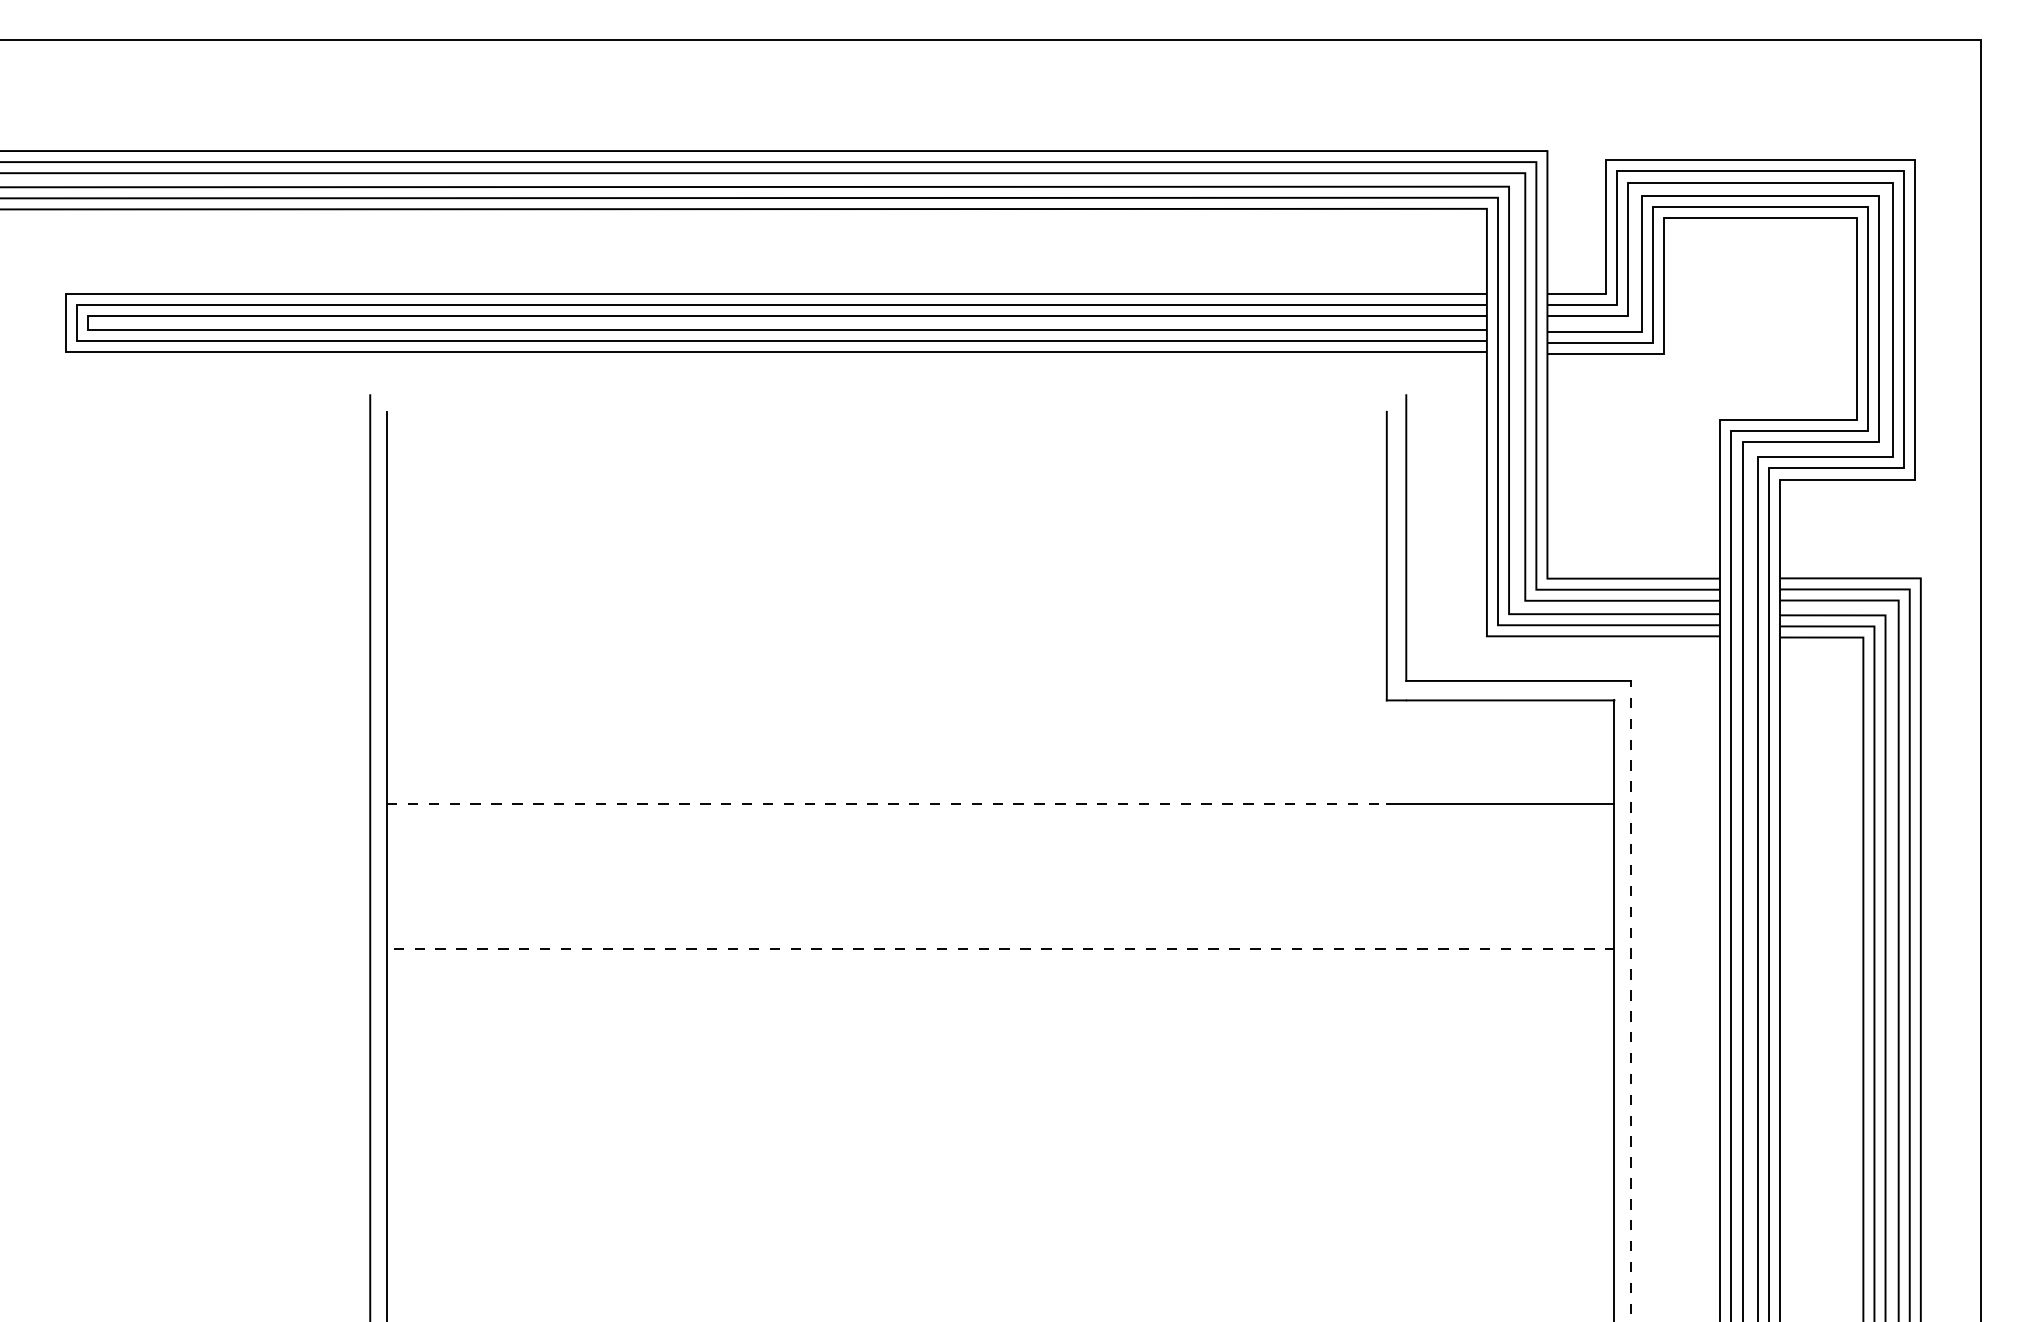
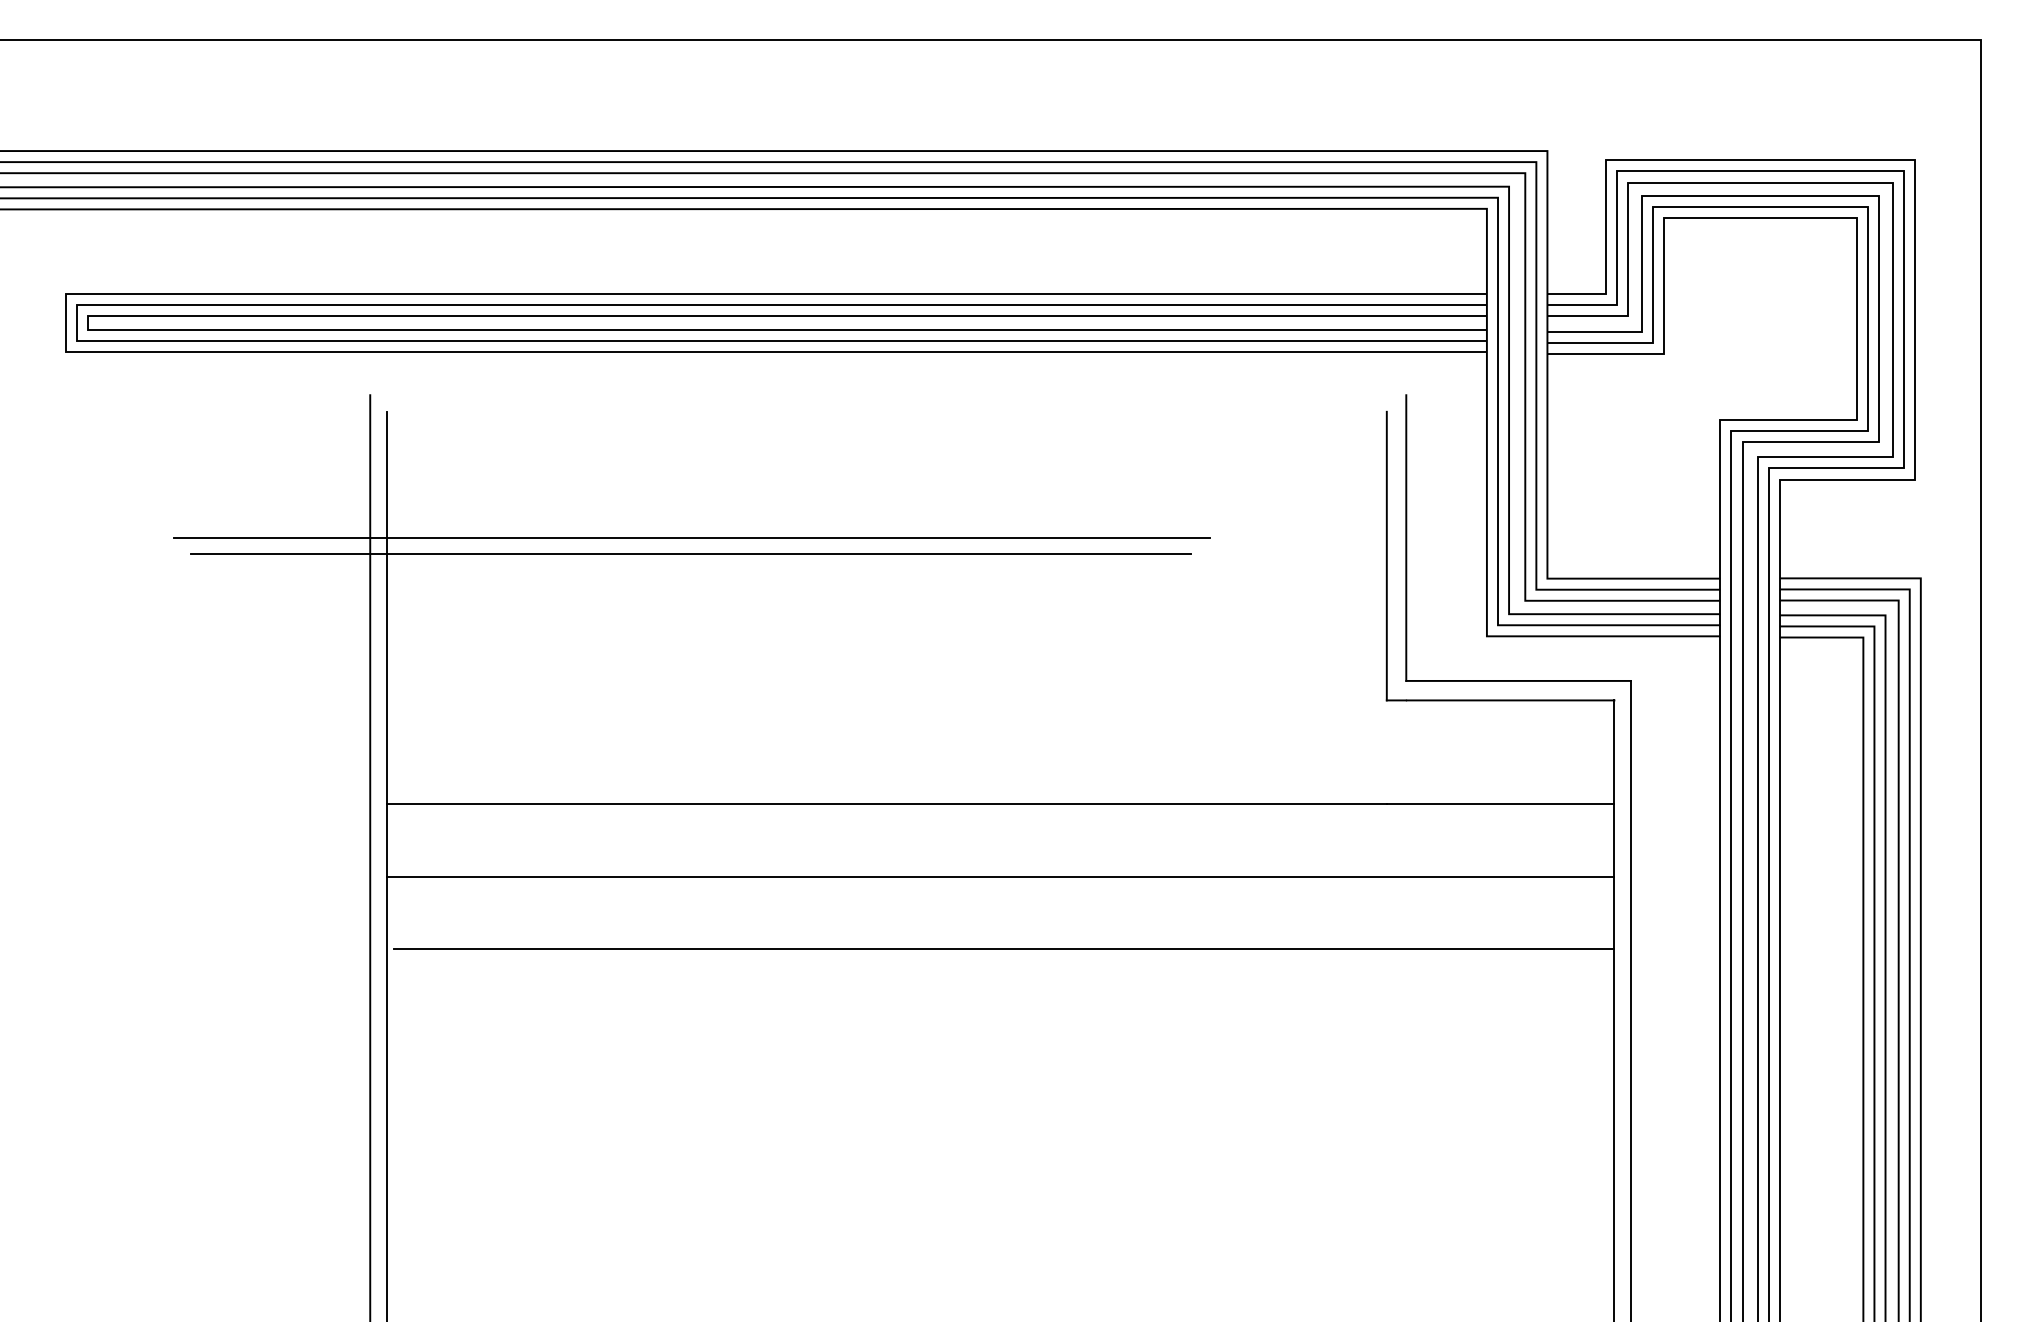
line: none -> present (692, 537)
line: none -> present (690, 554)
line: dashed -> solid (886, 803)
line: none -> present (1000, 876)
line: dashed -> solid (1004, 949)
line: dashed -> solid (1631, 1000)
